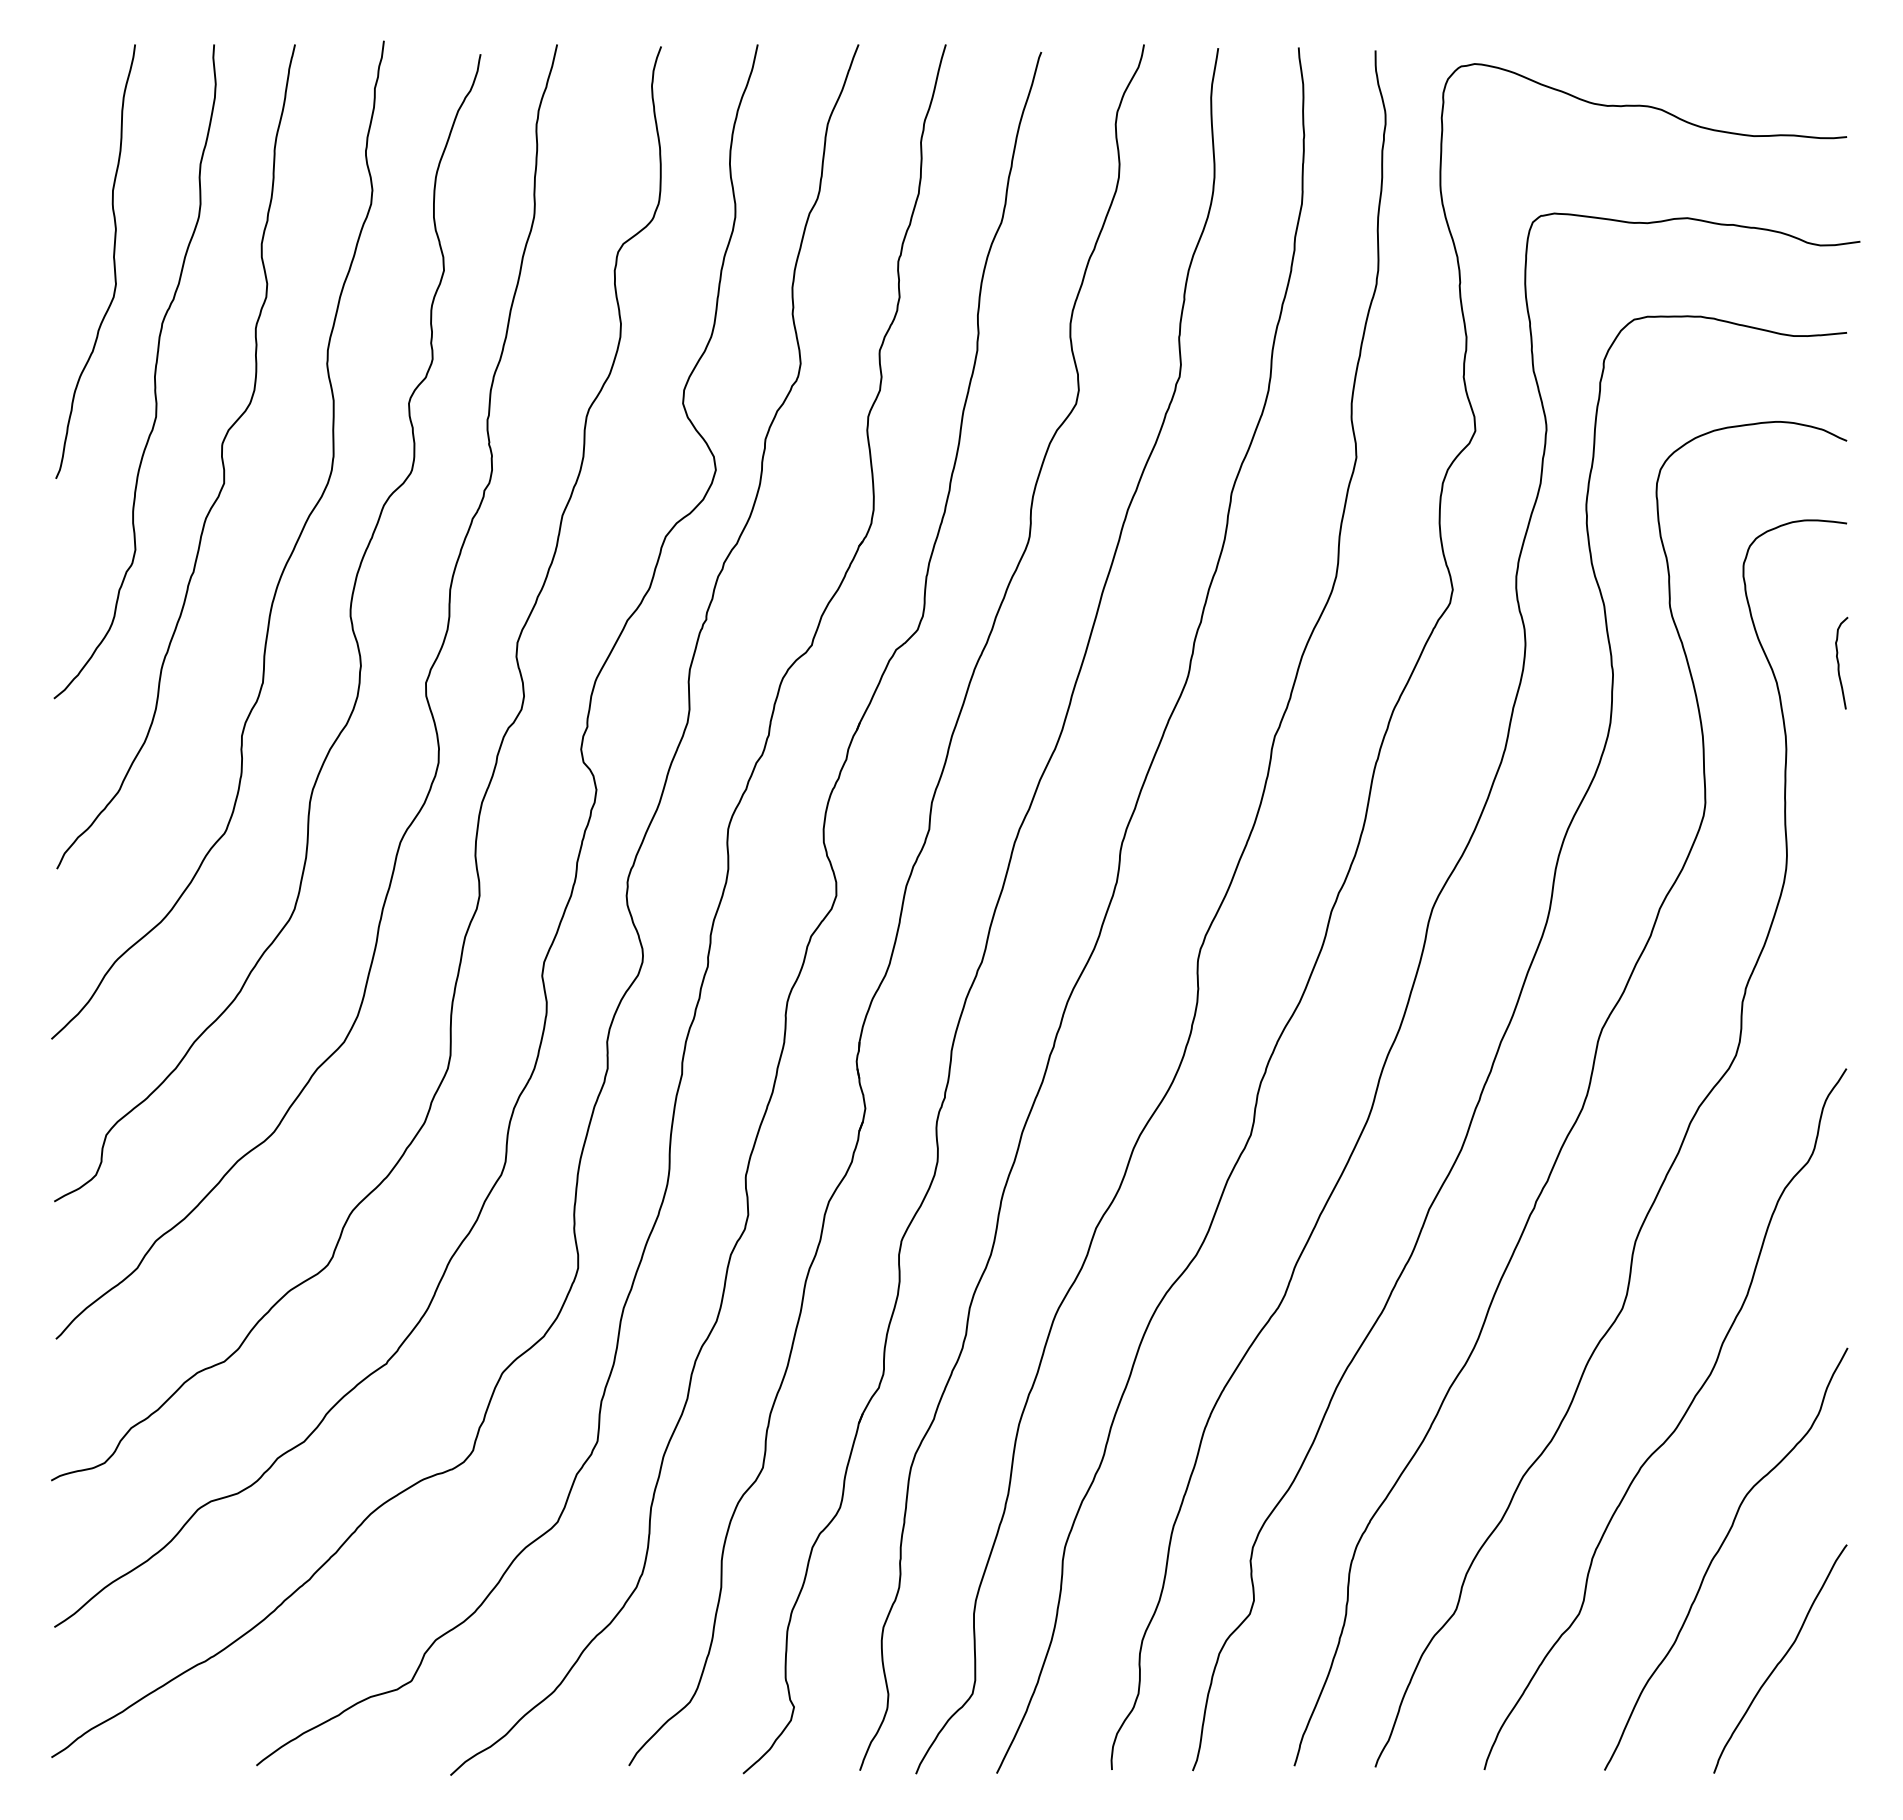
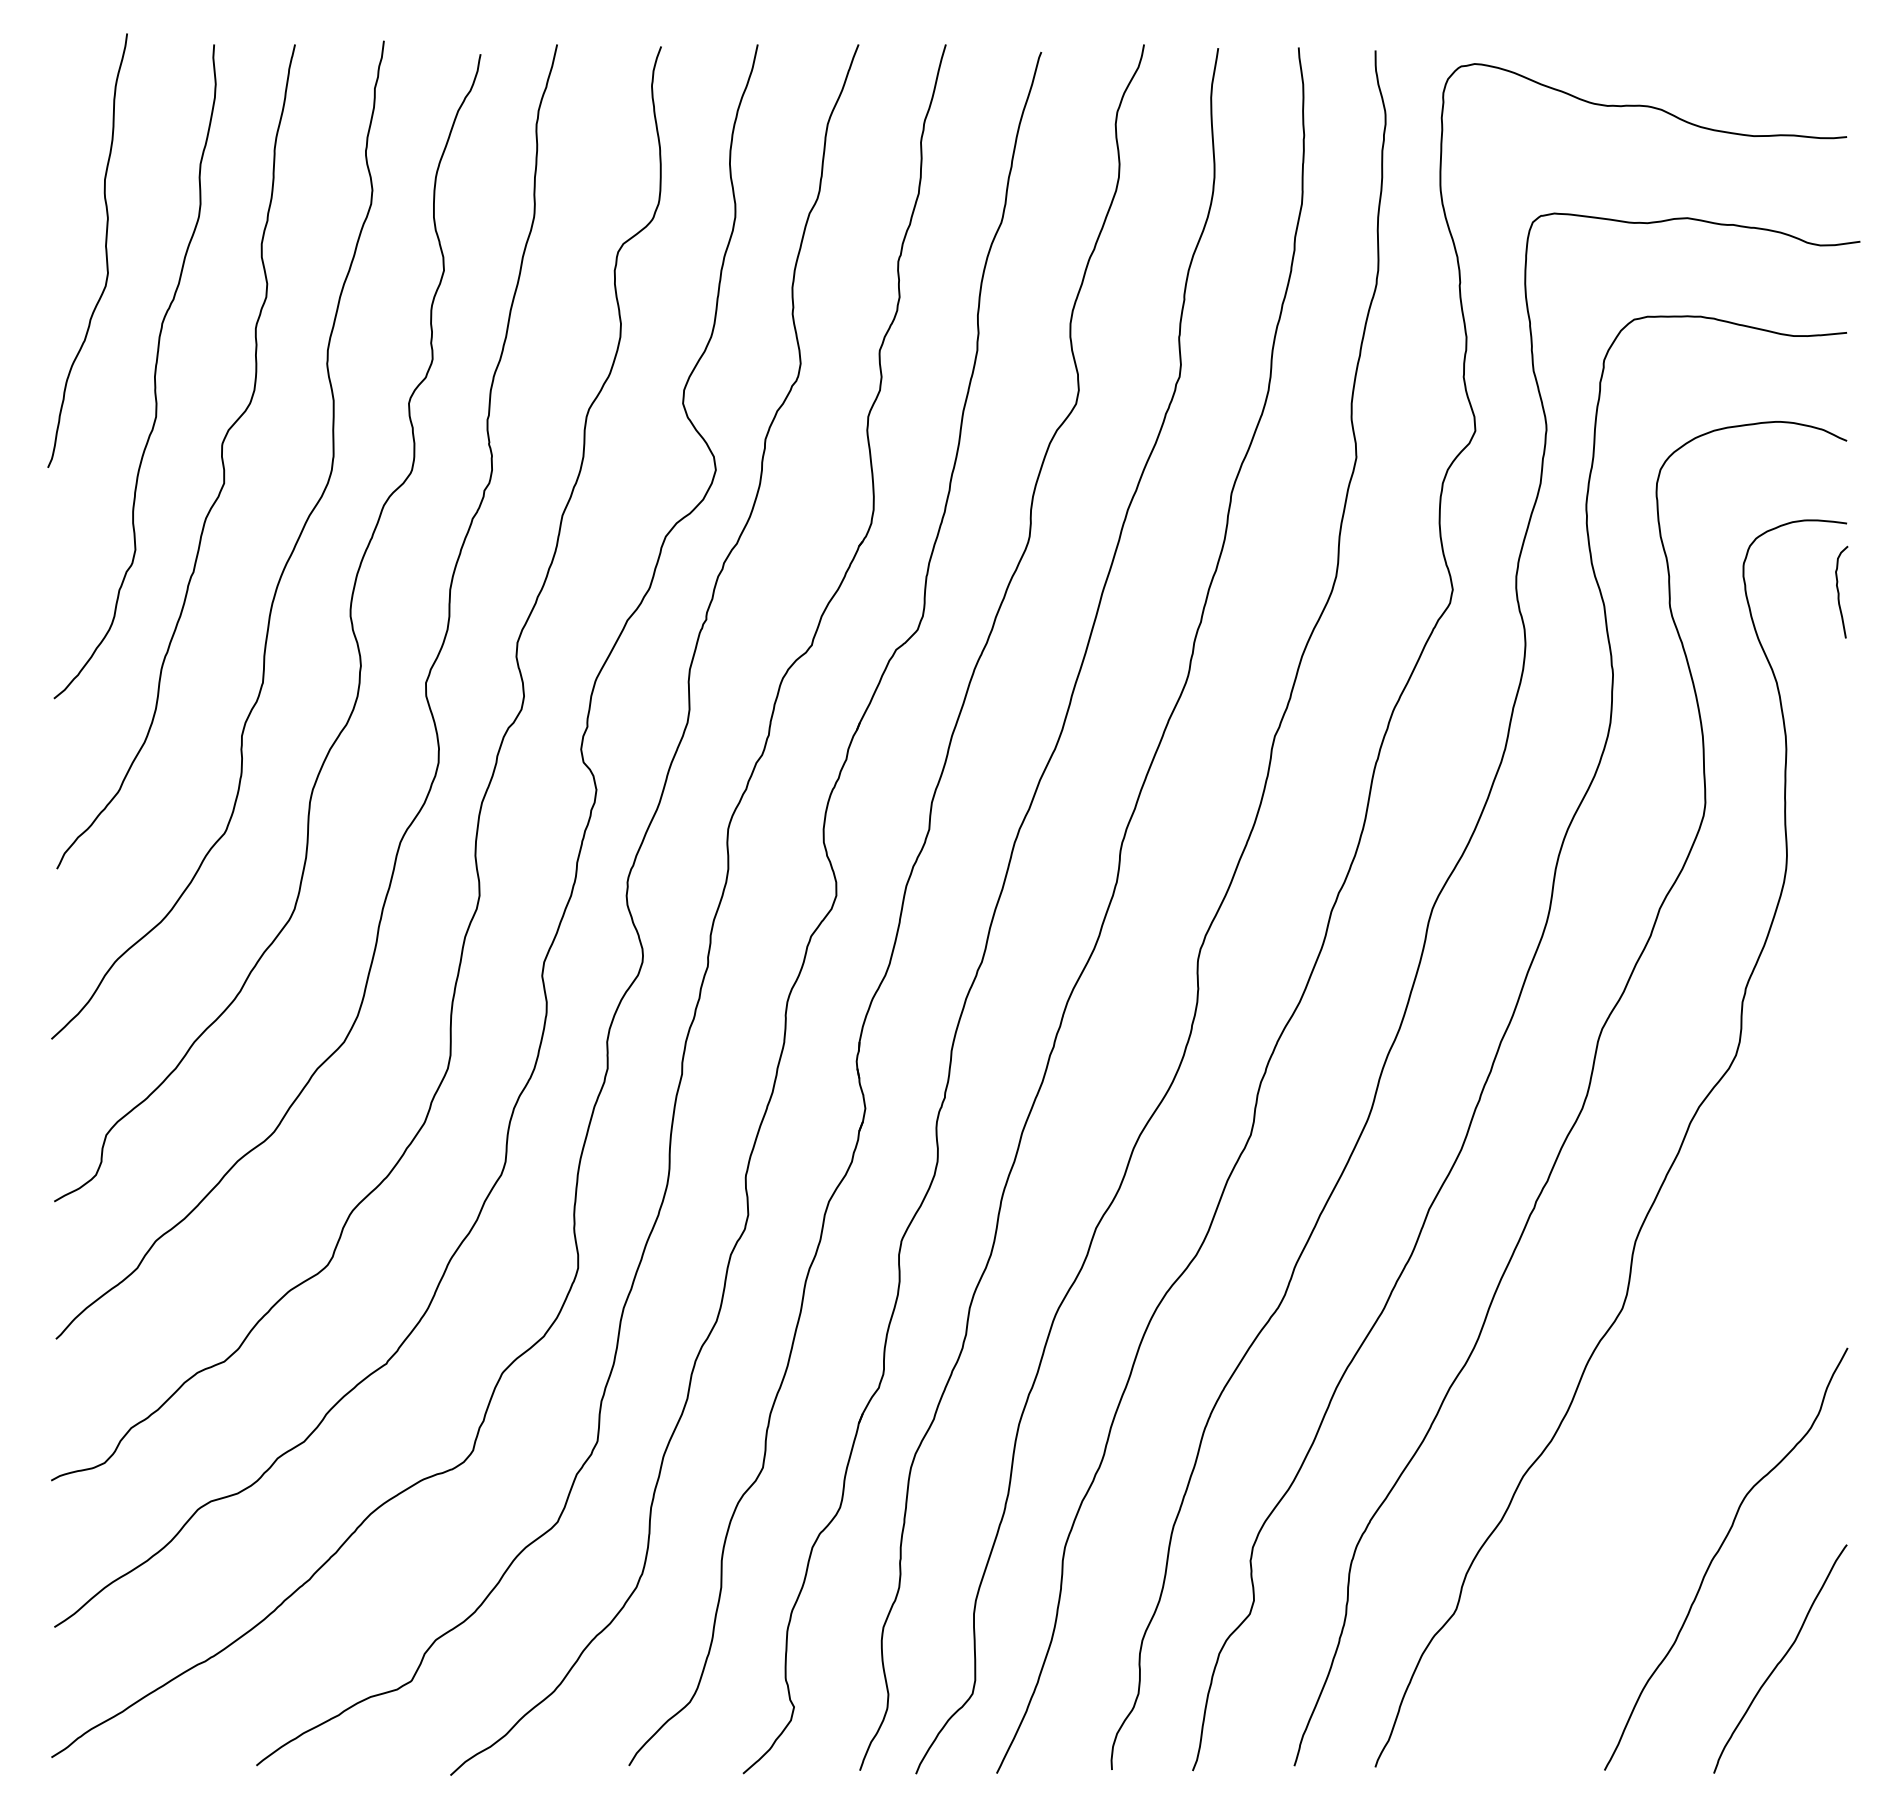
curve position: (113, 261) -> (105, 250) (105, 250)
curve position: (1839, 662) -> (1839, 591) (1839, 591)
curve: present -> none (1677, 1424)
